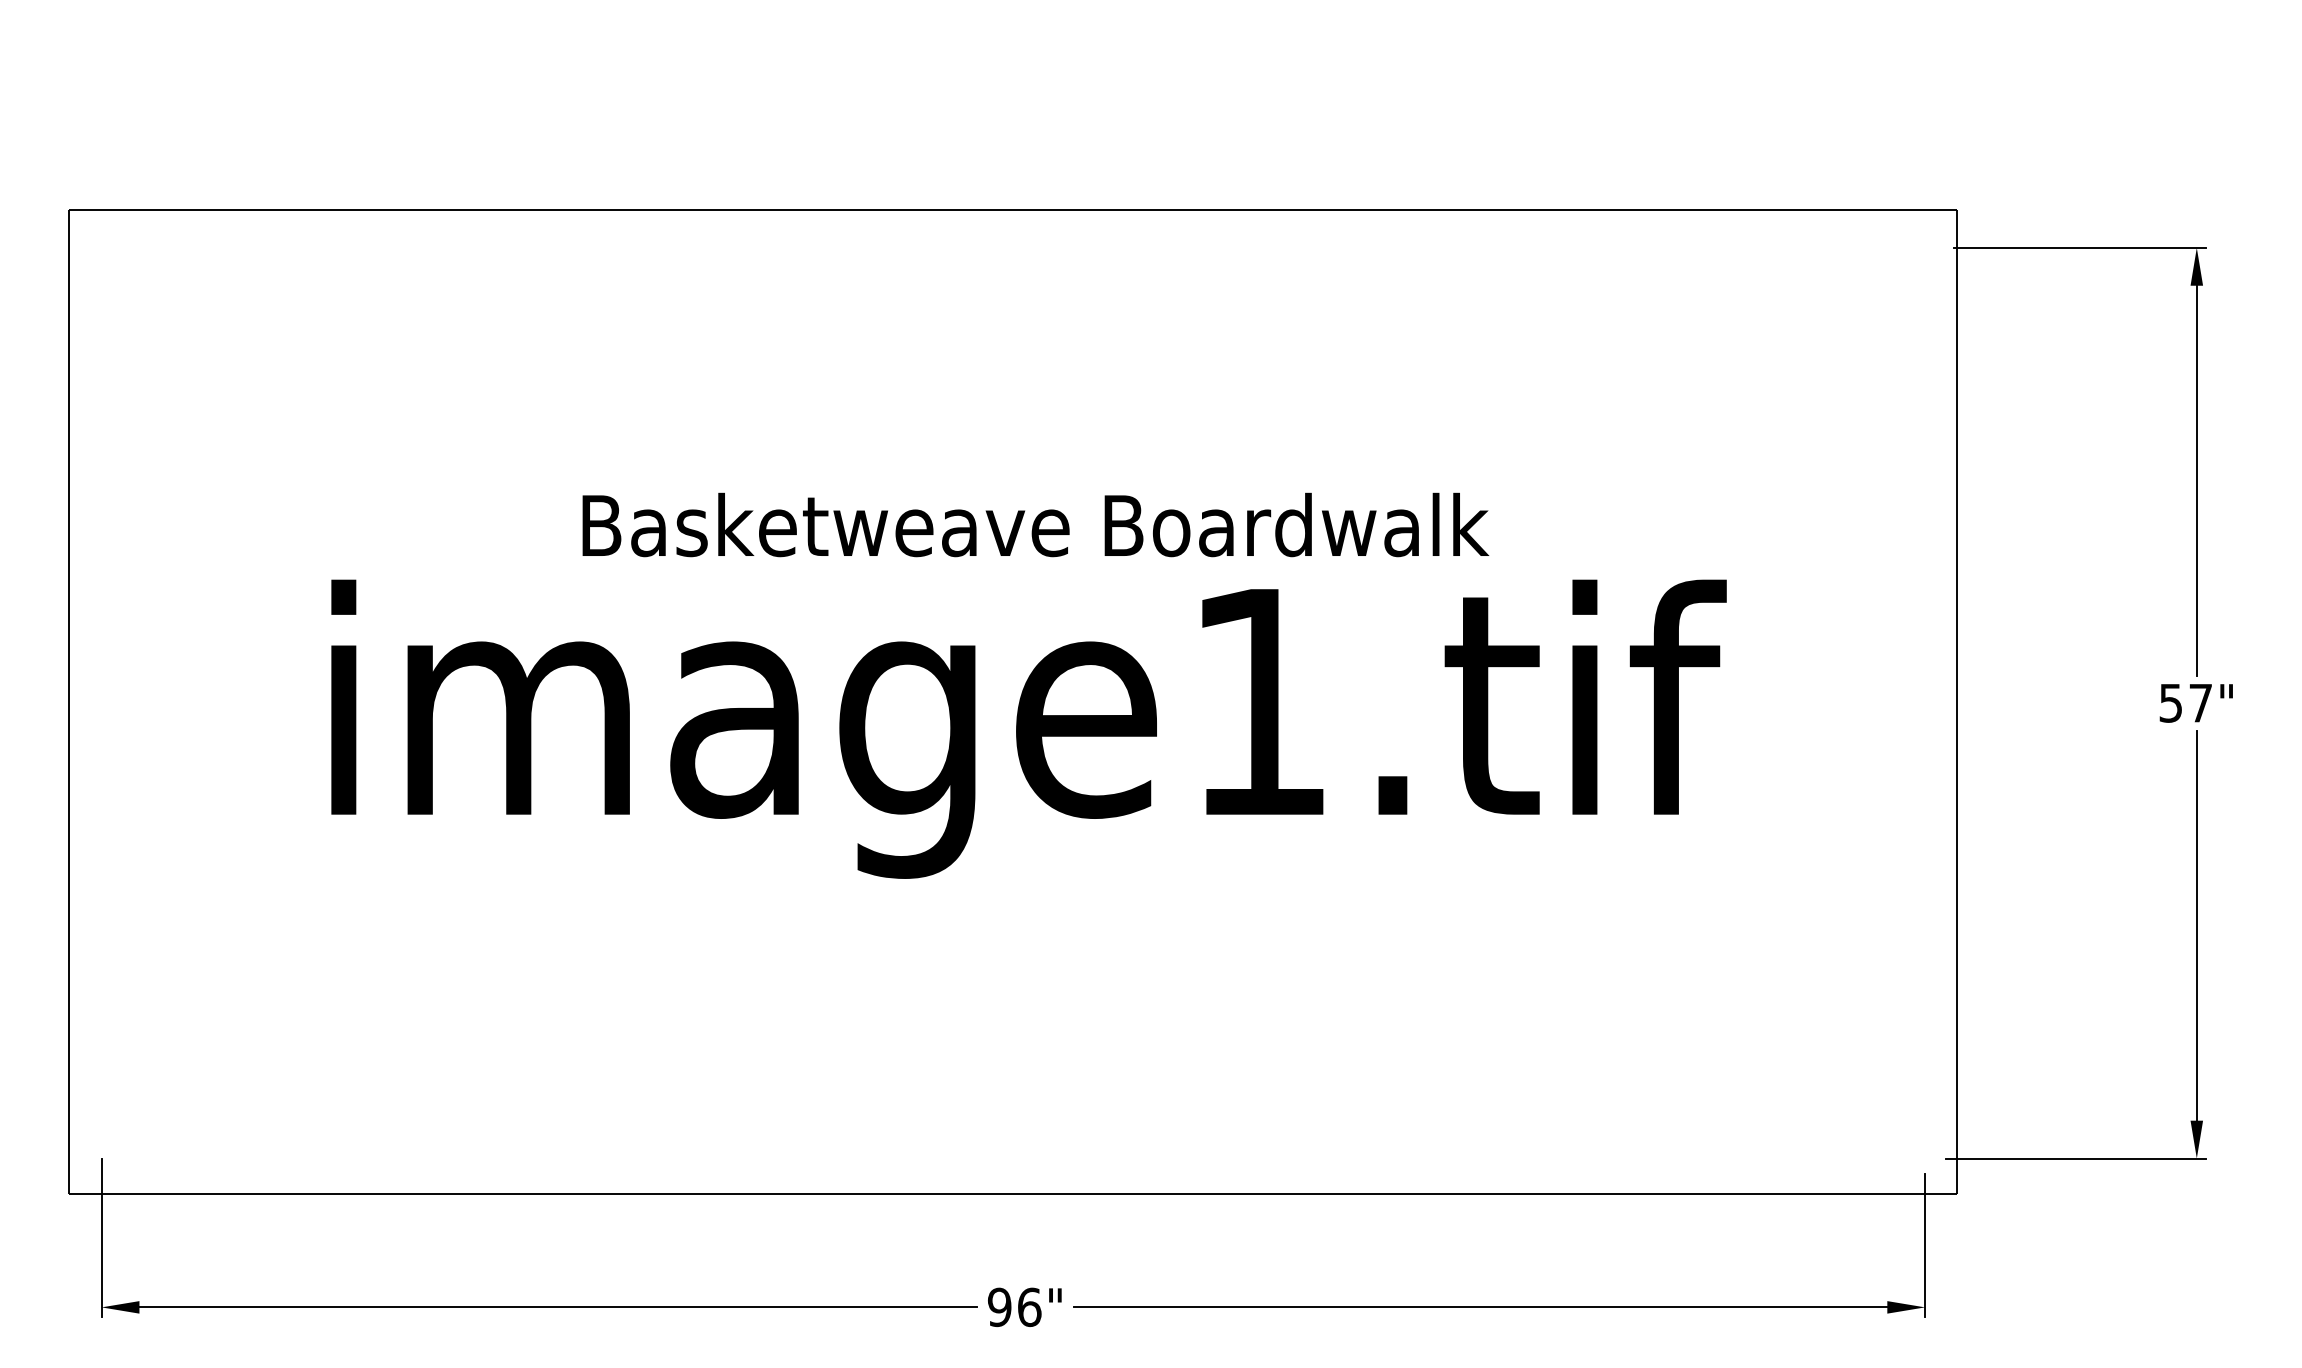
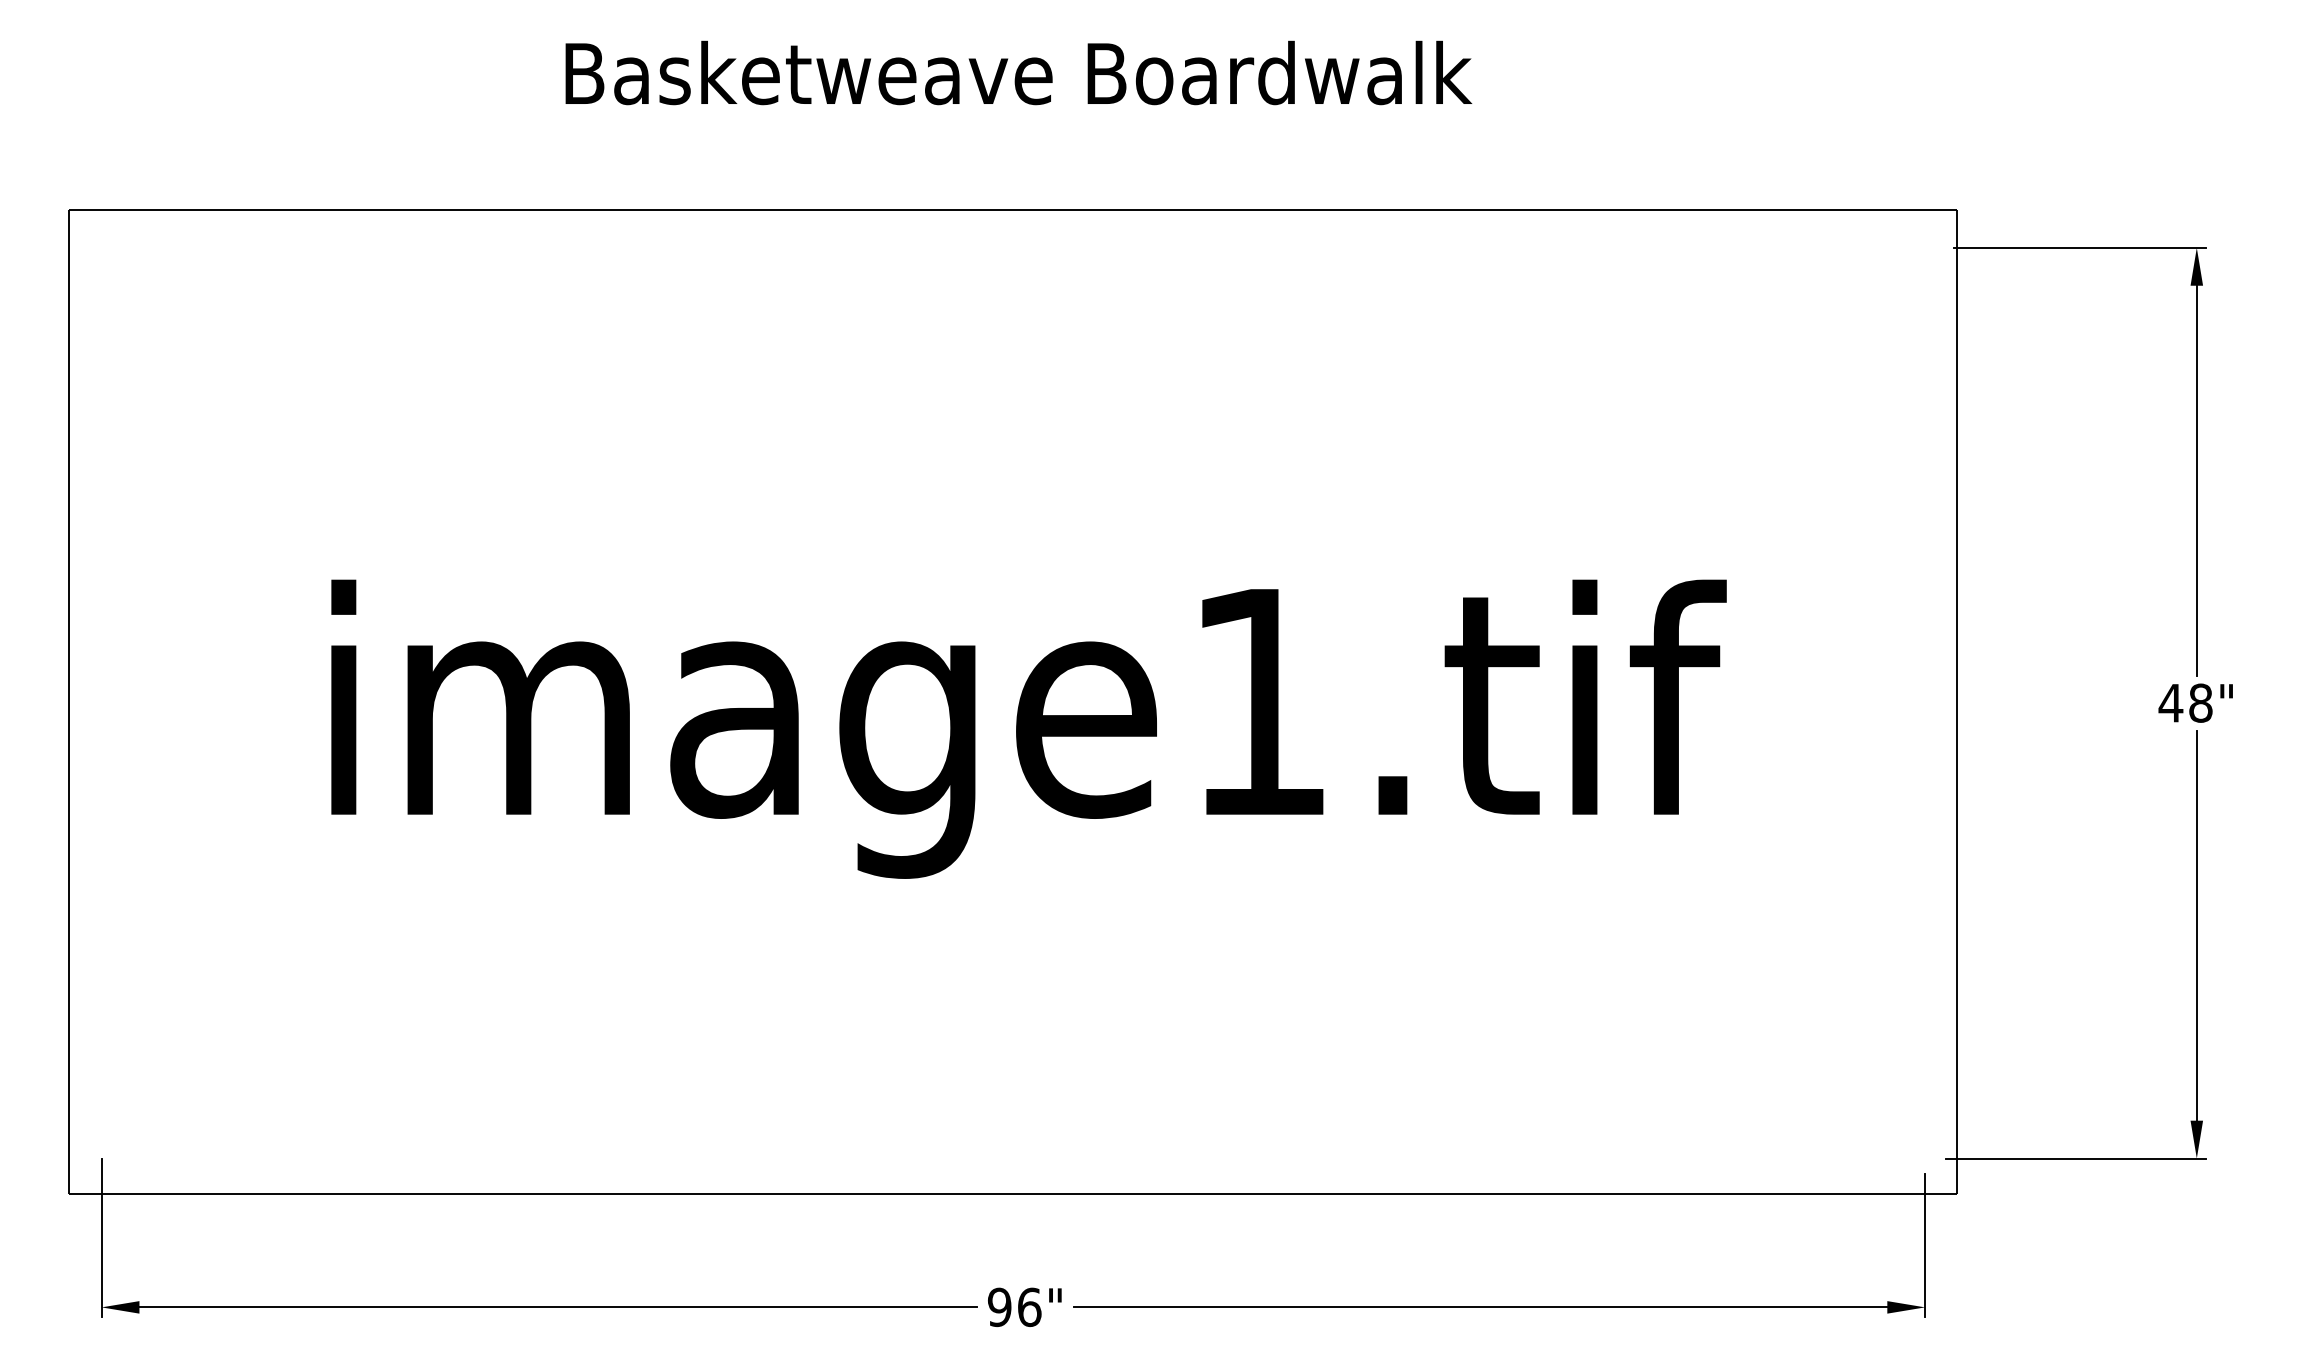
text position: (1035, 524) -> (1018, 72) (1018, 72)
text: 57" -> 48" (2185, 702)
